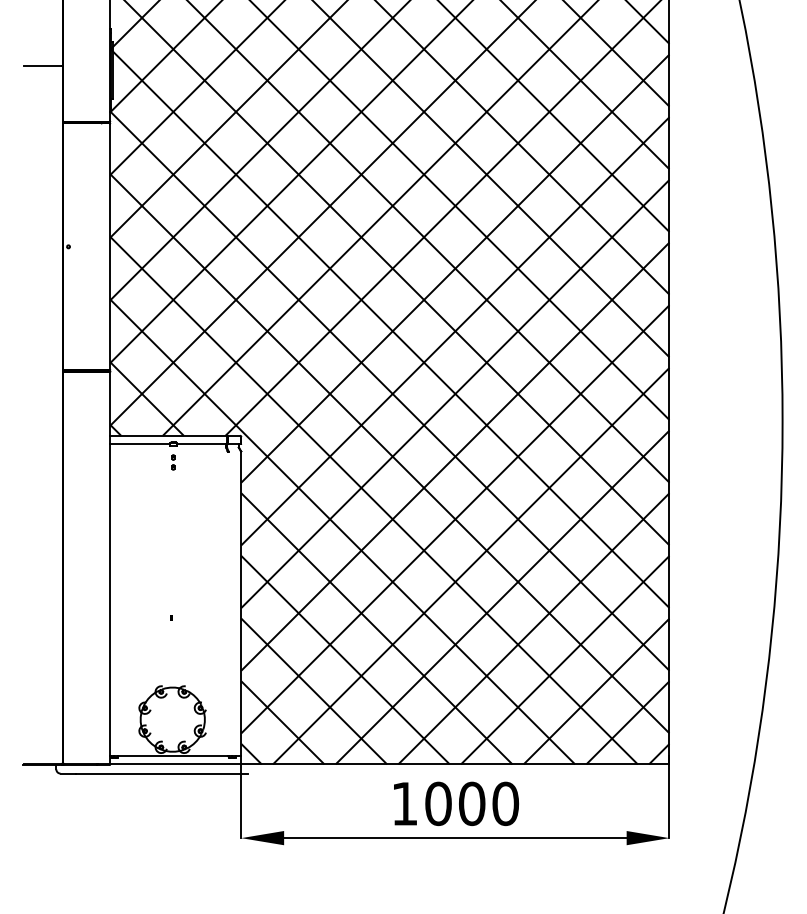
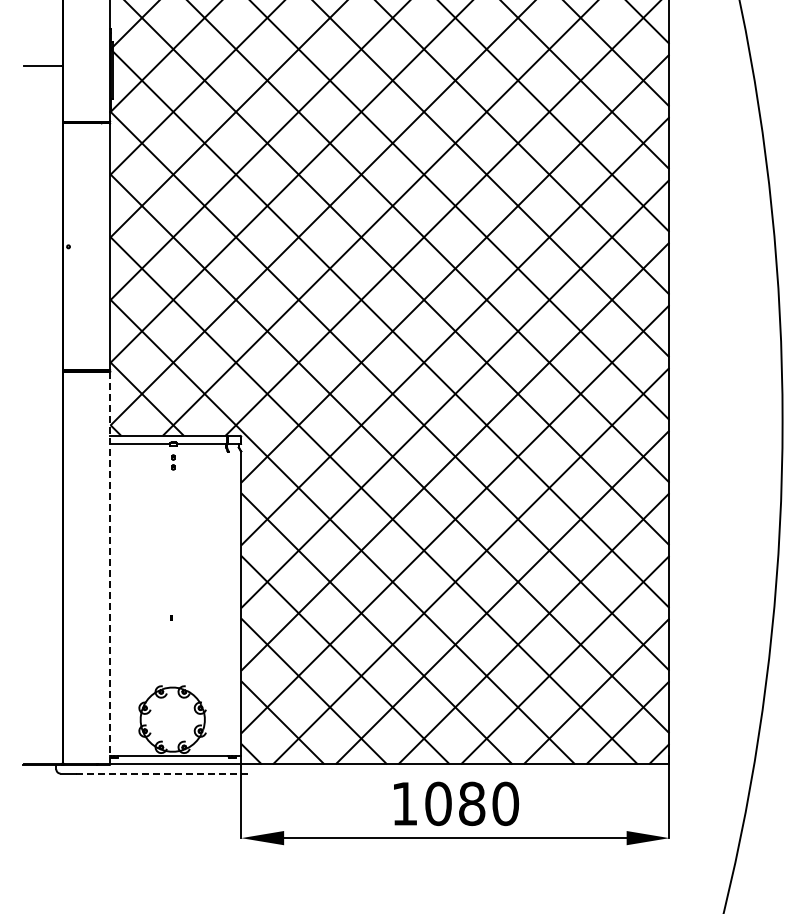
line: solid -> dashed (110, 568)
line: solid -> dashed (162, 773)
text: 1000 -> 1080 (472, 803)
